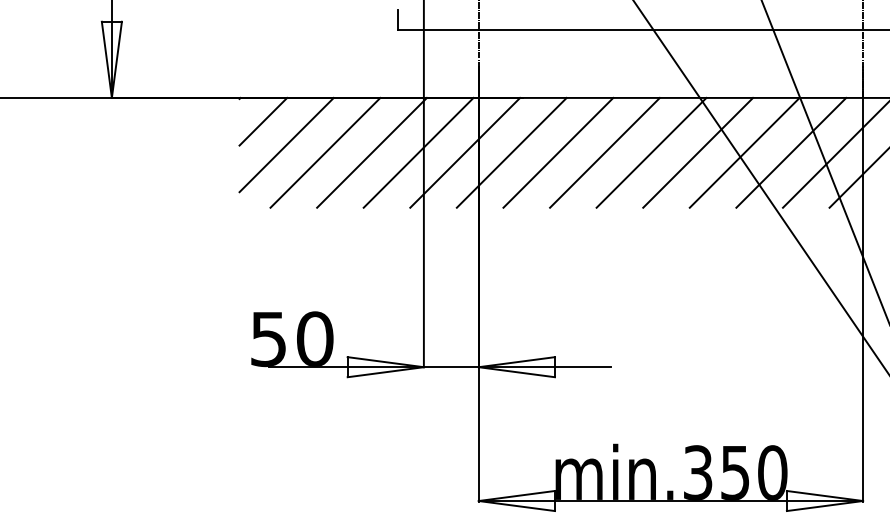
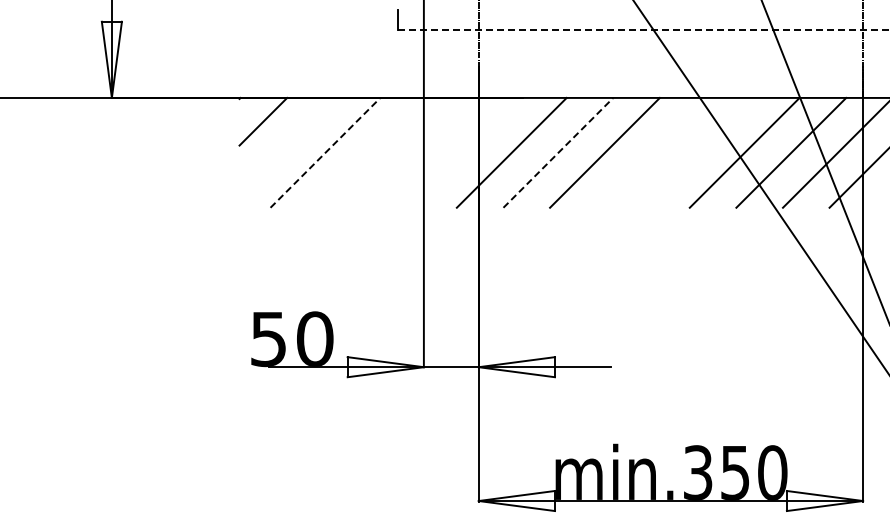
line: solid -> dashed (644, 29)
line: present -> none (286, 144)
line: solid -> dashed (325, 152)
line: present -> none (371, 152)
line: present -> none (418, 152)
line: present -> none (465, 152)
line: solid -> dashed (558, 152)
line: present -> none (651, 152)
line: present -> none (698, 152)
